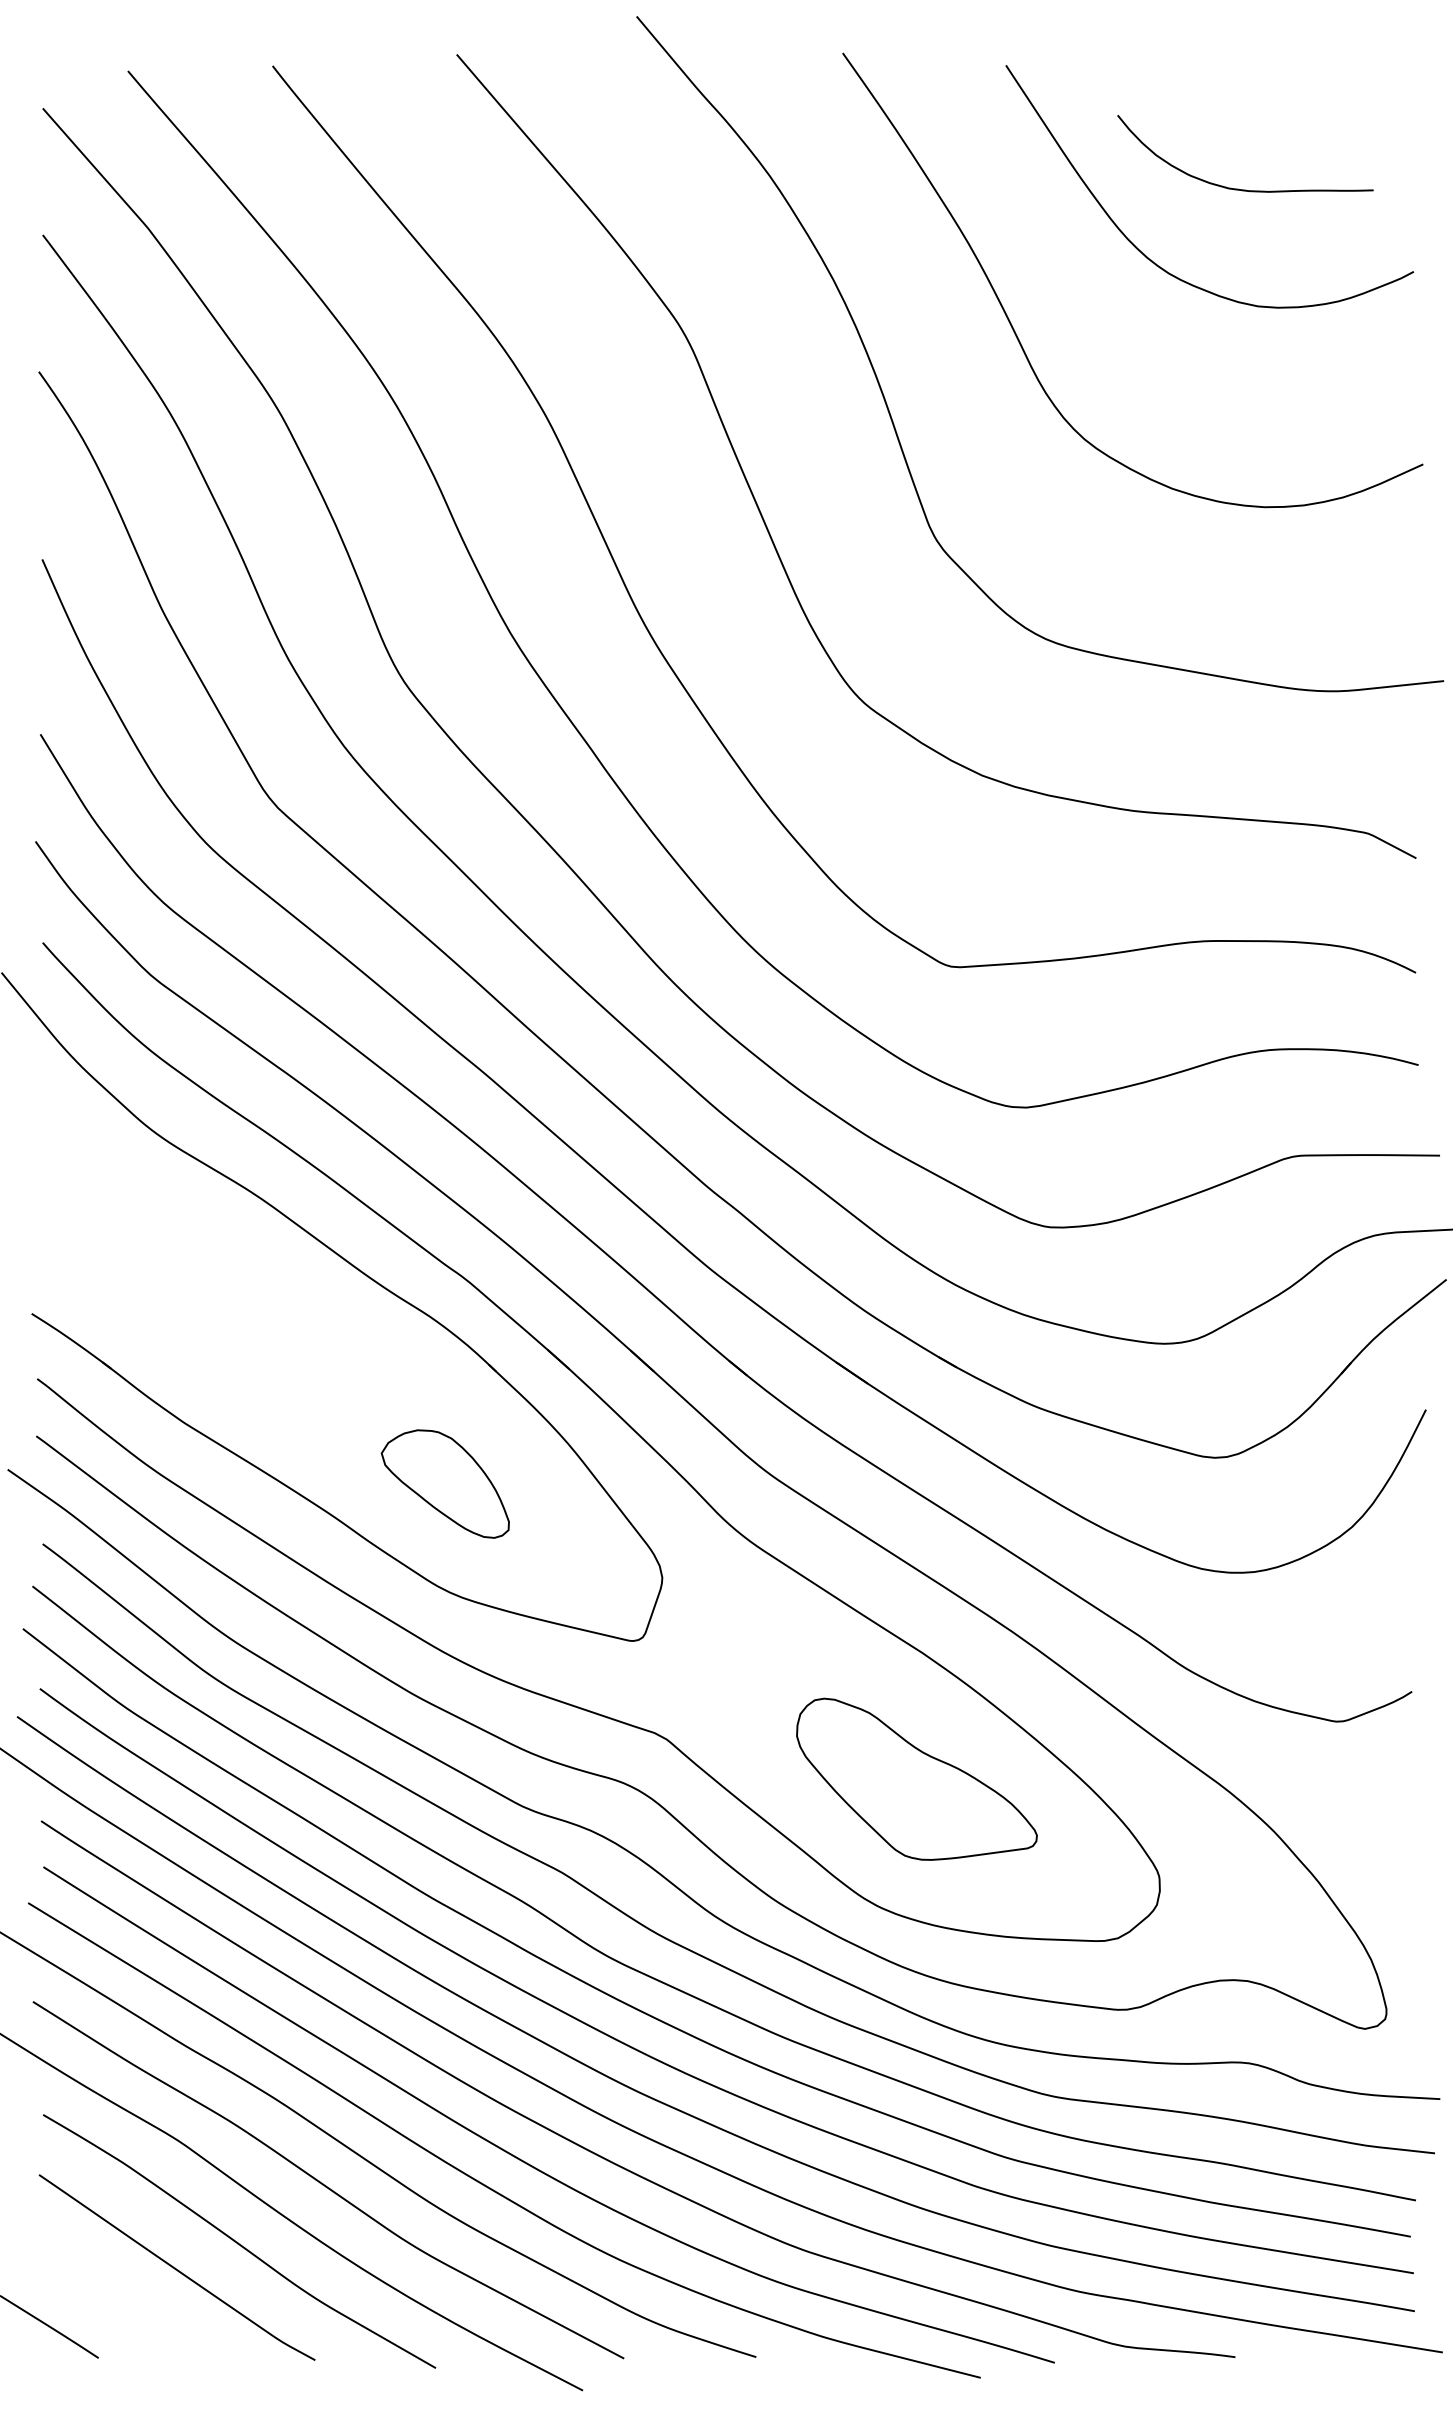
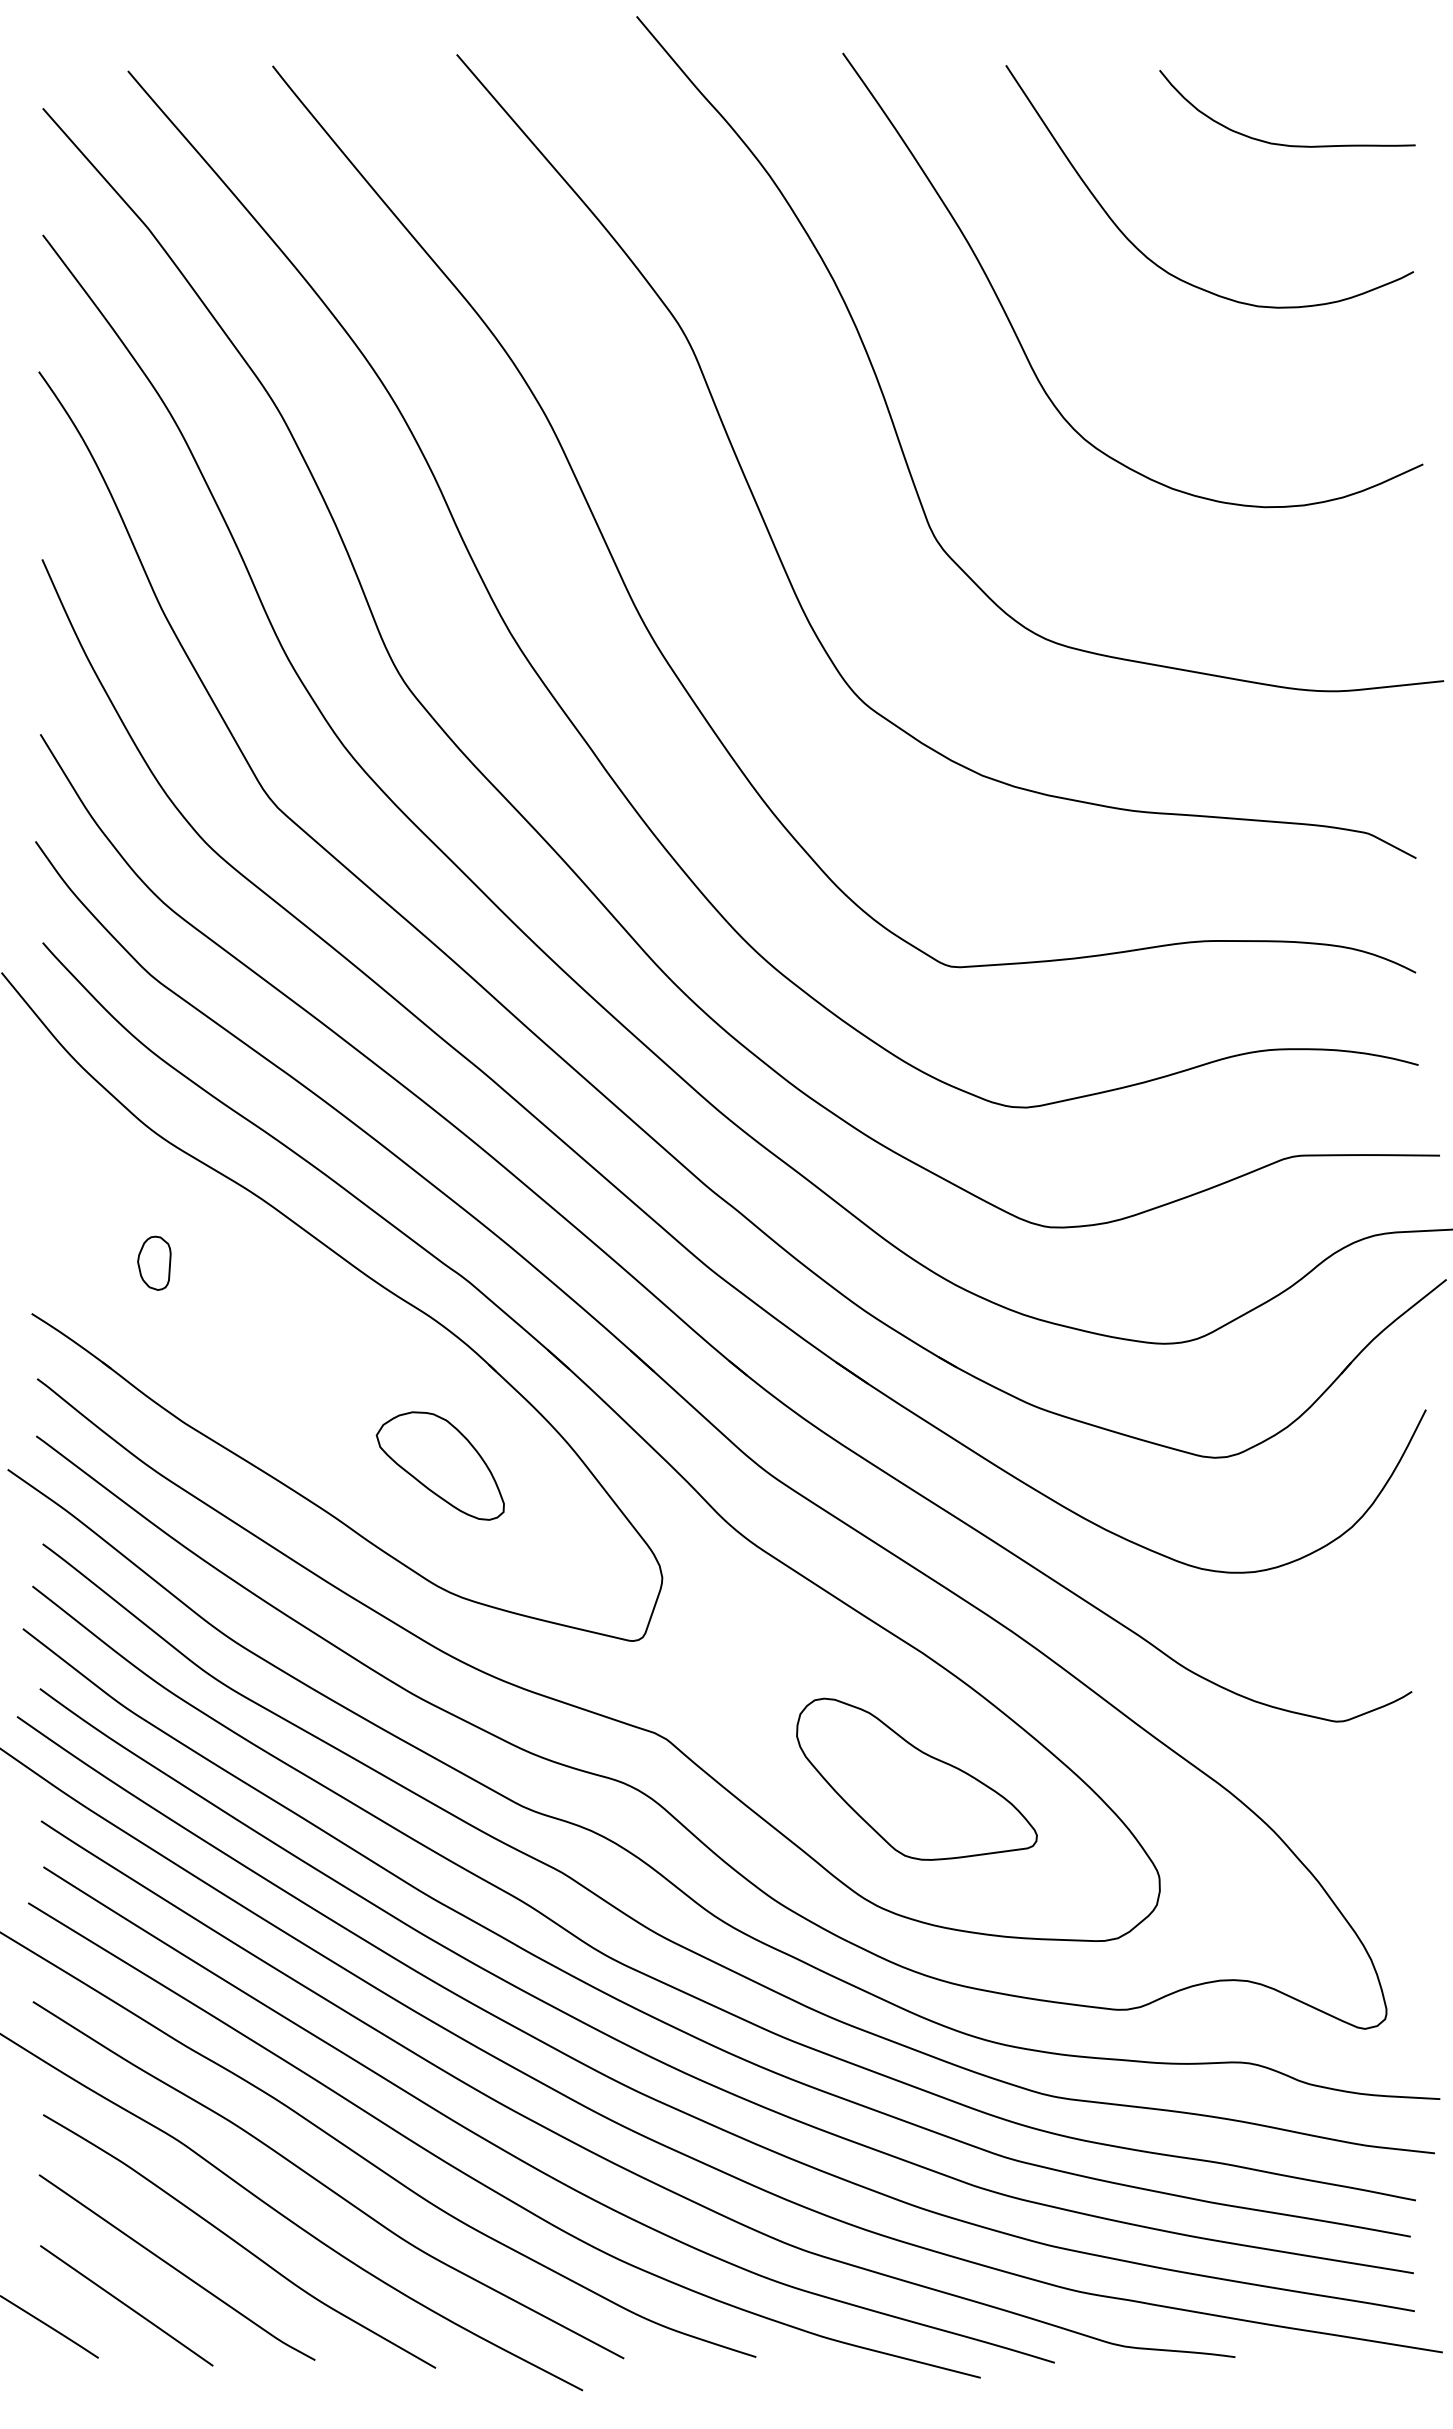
curve position: (1238, 188) -> (1280, 143) (1280, 143)
part: none -> present (154, 1262)
part position: (444, 1483) -> (439, 1465) (439, 1465)
line: none -> present (126, 2305)
